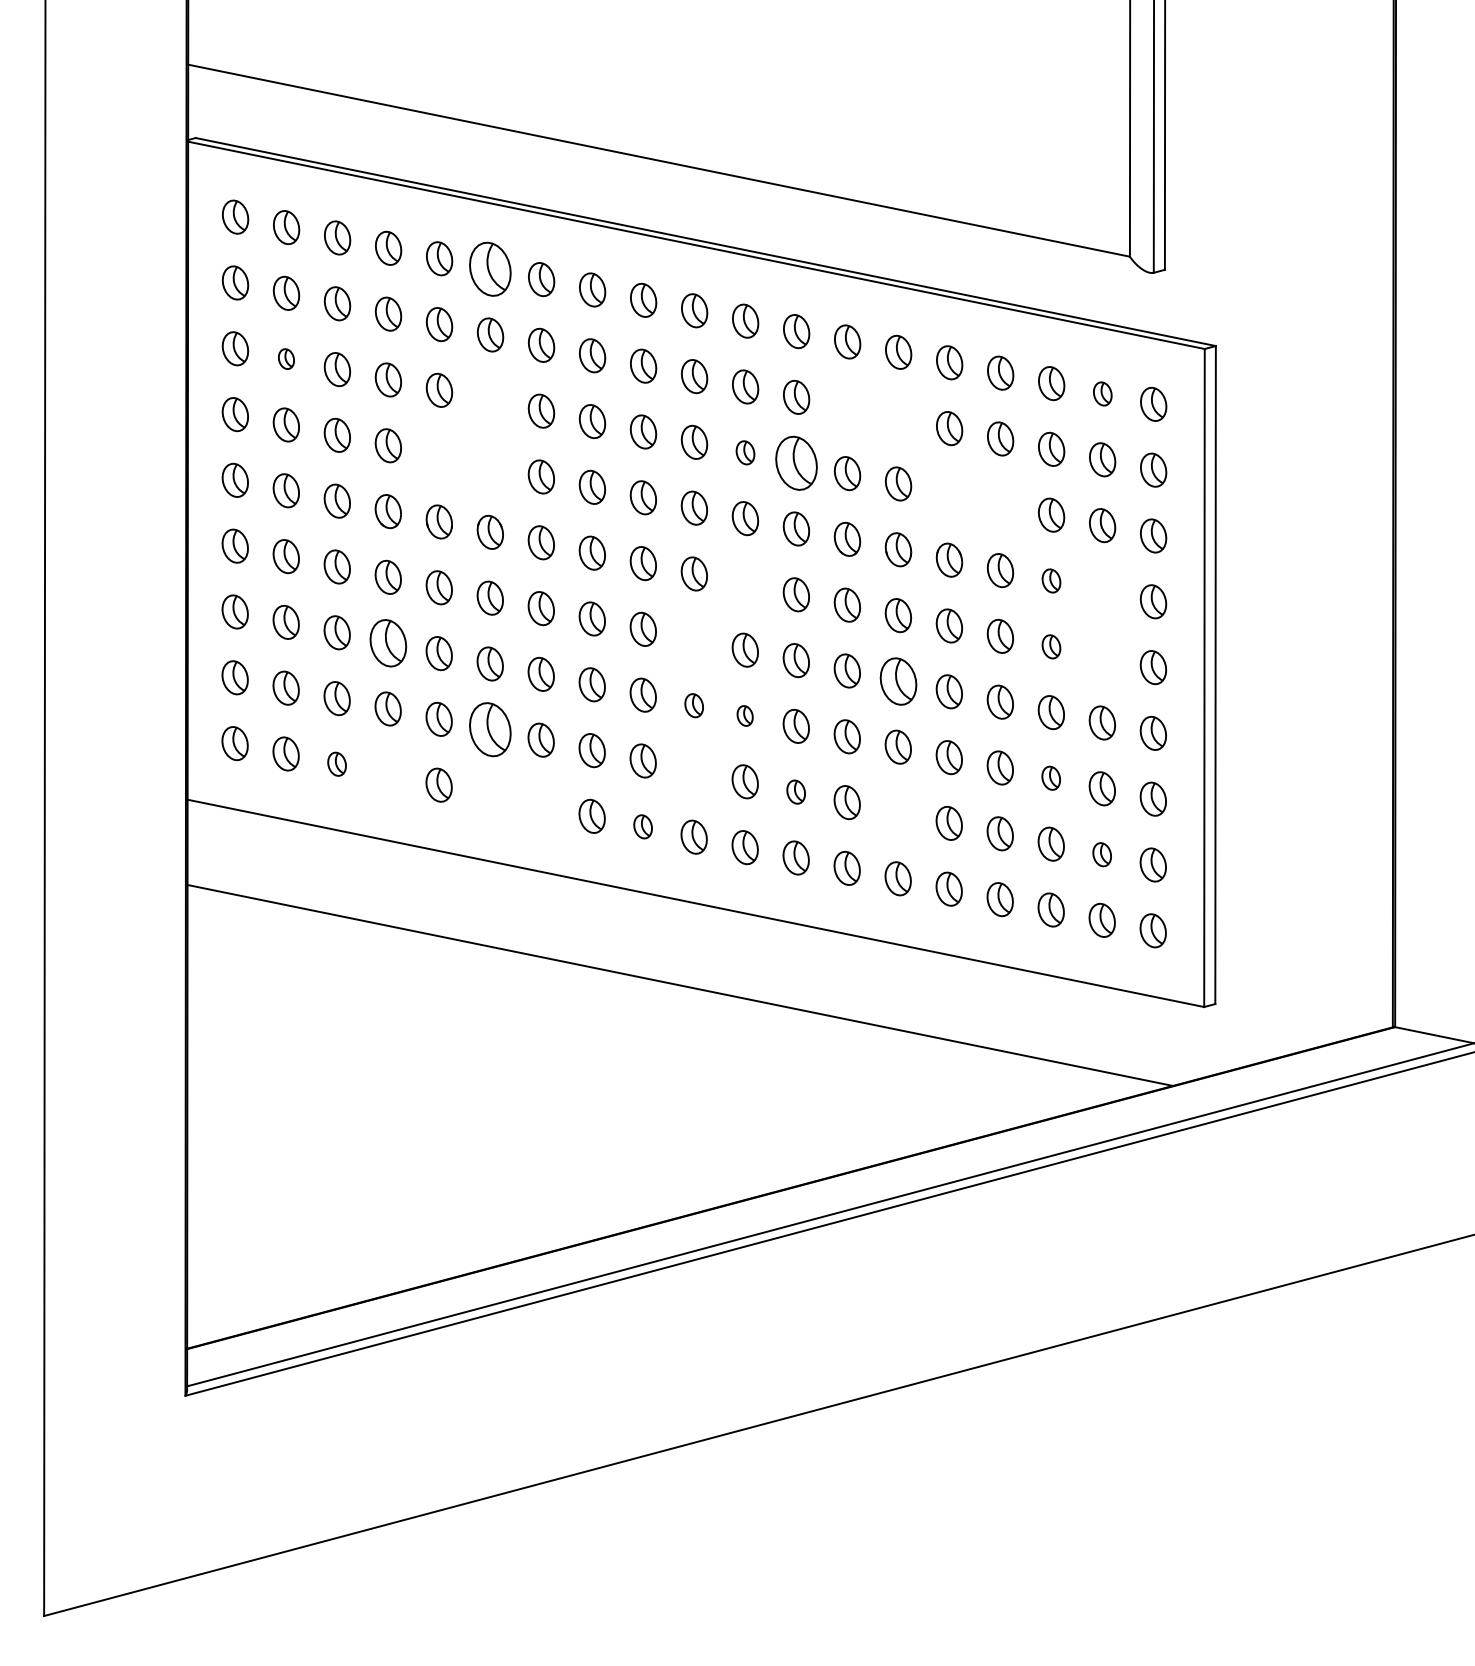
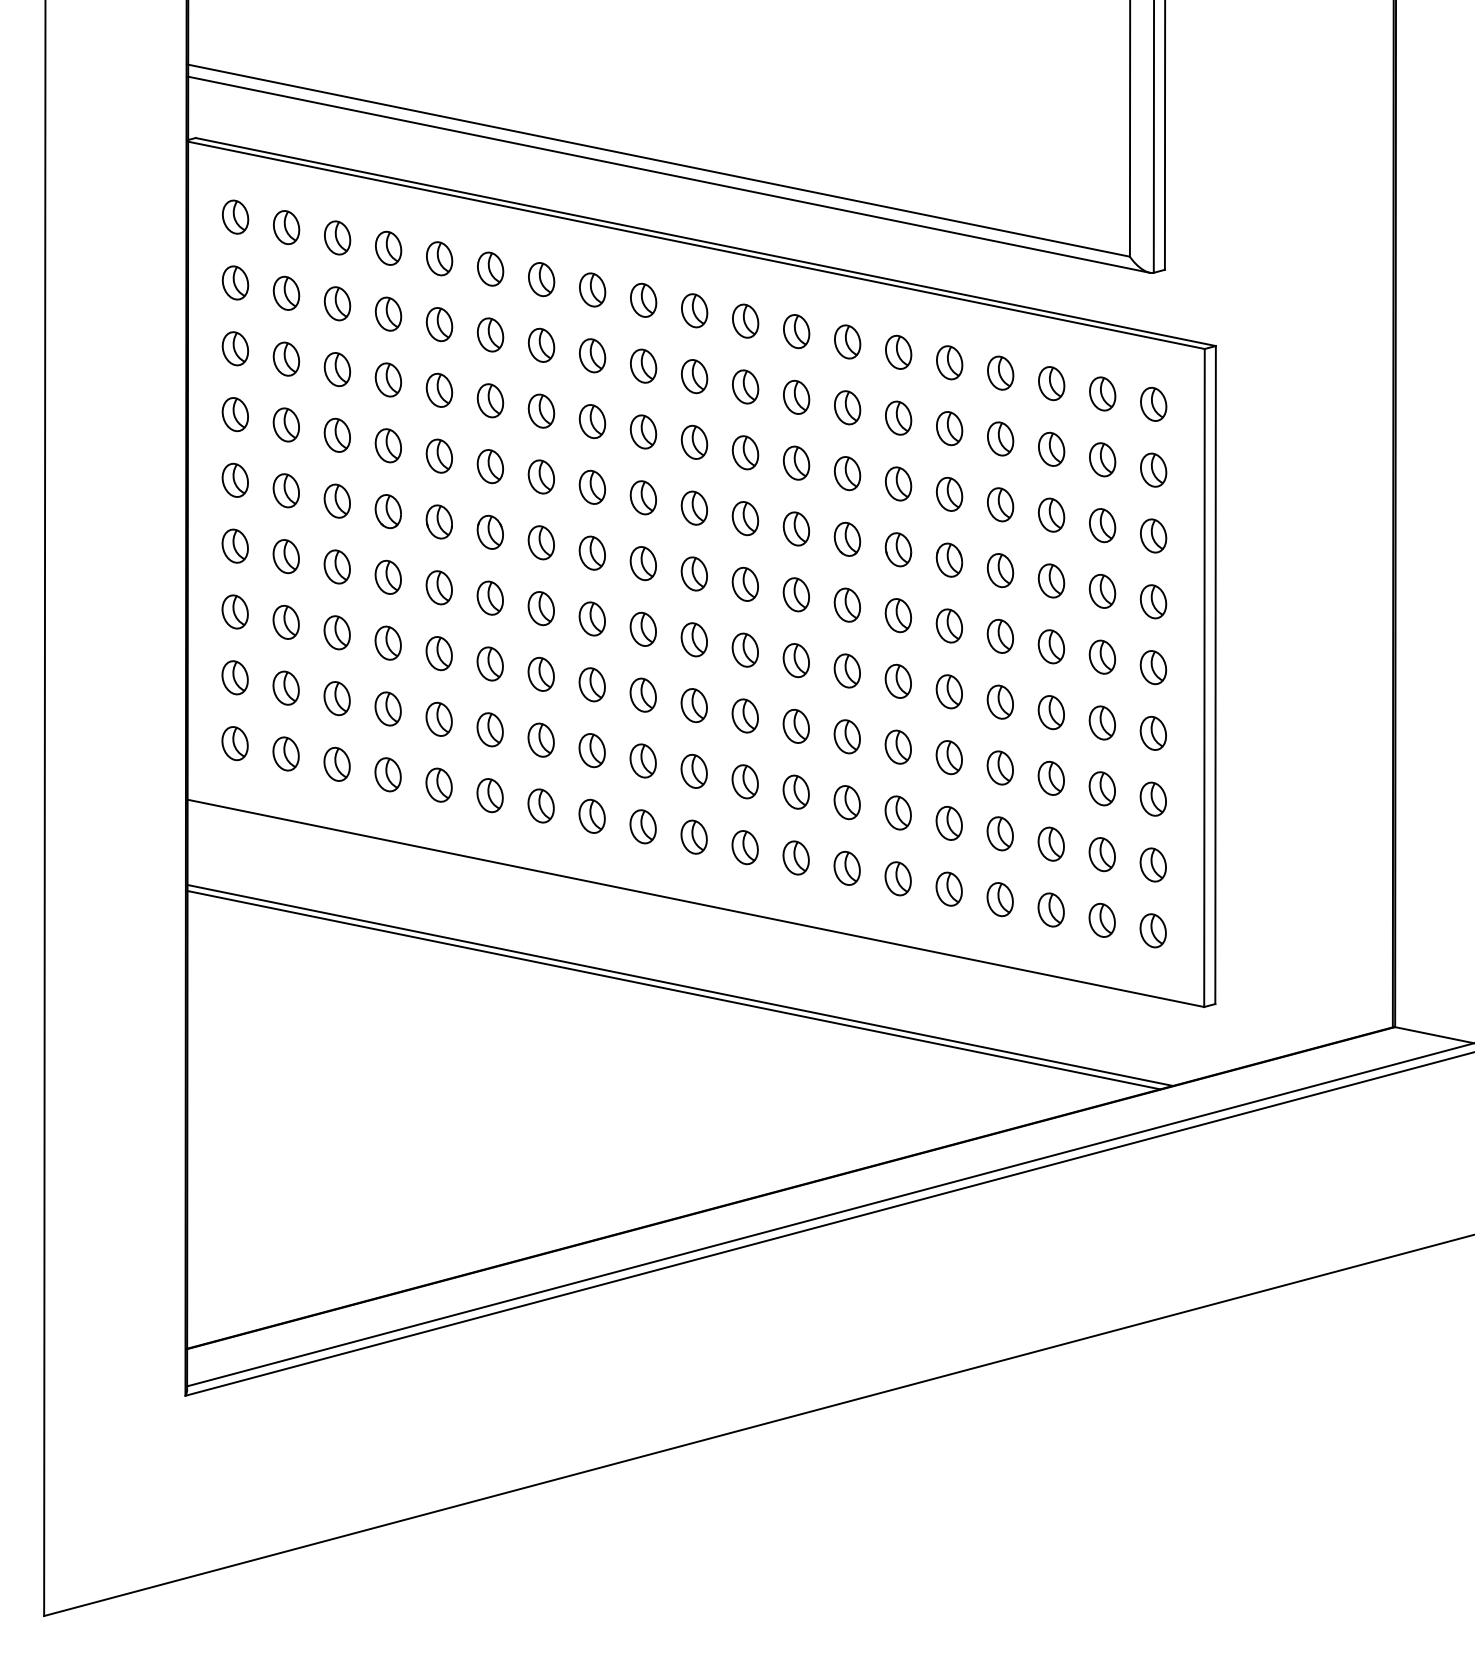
line: none -> present (668, 174)
part size: 43x56 px -> 28x36 px (490, 268)
part size: 17x22 px -> 29x36 px (286, 358)
part size: 20x26 px -> 28x36 px (1102, 393)
part: none -> present (490, 400)
part: none -> present (847, 407)
part: none -> present (898, 417)
part size: 21x26 px -> 29x36 px (745, 452)
part: none -> present (438, 455)
part size: 43x56 px -> 29x36 px (796, 462)
part: none -> present (489, 466)
part: none -> present (949, 493)
part: none -> present (1000, 504)
part size: 21x26 px -> 29x36 px (1051, 580)
part: none -> present (744, 583)
part: none -> present (1102, 590)
part: none -> present (693, 639)
part size: 39x49 px -> 28x36 px (387, 642)
part size: 21x26 px -> 29x36 px (1051, 646)
part: none -> present (1102, 656)
part size: 39x49 px -> 28x36 px (897, 680)
part size: 20x26 px -> 28x36 px (693, 705)
part size: 18x22 px -> 28x36 px (744, 715)
part size: 43x56 px -> 28x36 px (489, 729)
part size: 20x26 px -> 28x36 px (336, 763)
part: none -> present (693, 770)
part: none -> present (387, 774)
part size: 20x26 px -> 28x36 px (1050, 777)
part size: 20x26 px -> 28x36 px (795, 791)
part: none -> present (489, 795)
part: none -> present (540, 805)
part: none -> present (897, 812)
part size: 20x26 px -> 28x36 px (642, 826)
part size: 20x26 px -> 28x36 px (1101, 854)
line: none -> present (673, 990)
